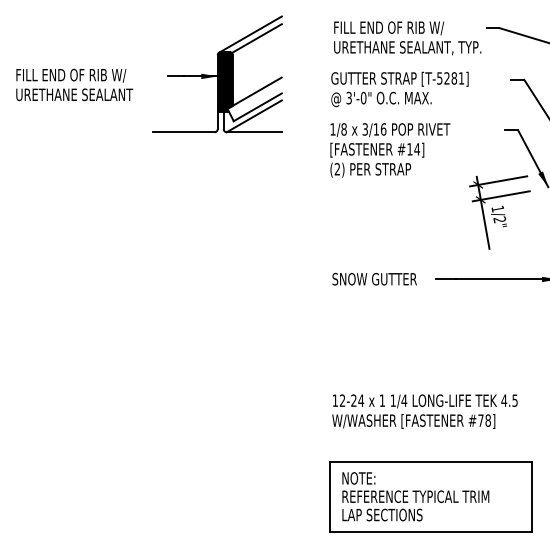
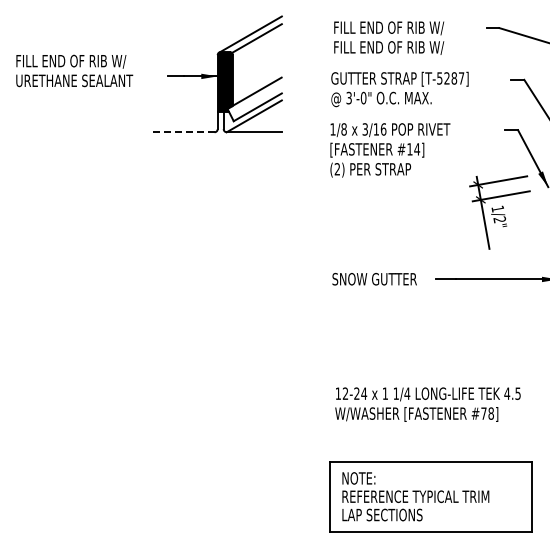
text: URETHANE SEALANT, TYP. -> FILL END OF RIB W/ (407, 48)
text: [T-5281] -> [T-5287] (461, 78)
text position: (74, 84) -> (74, 70) (74, 70)
line: solid -> dashed (184, 132)
text position: (424, 411) -> (427, 404) (427, 404)
